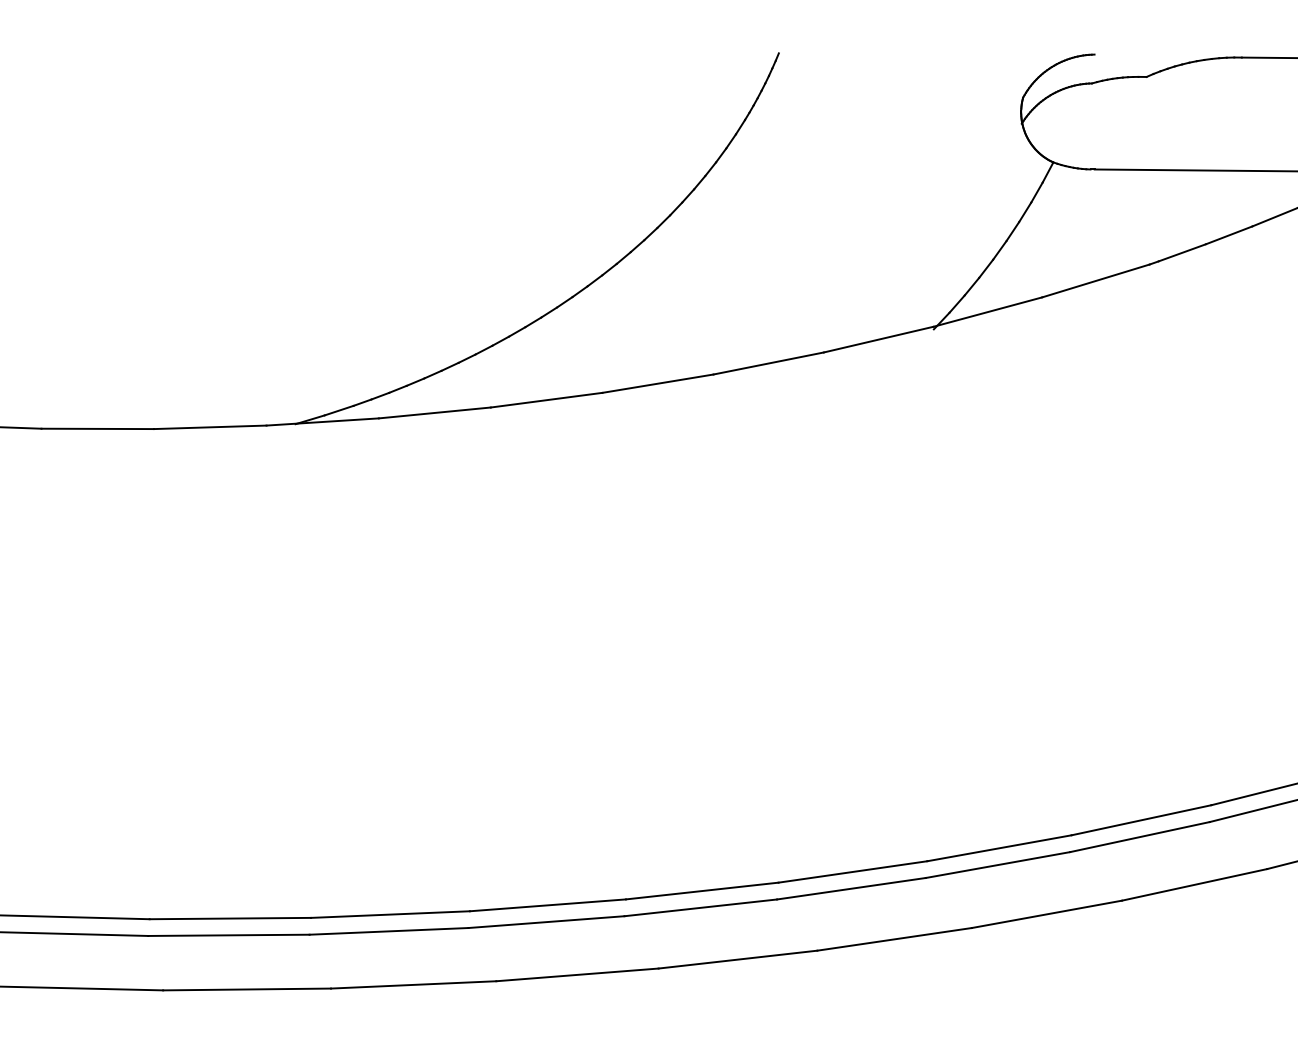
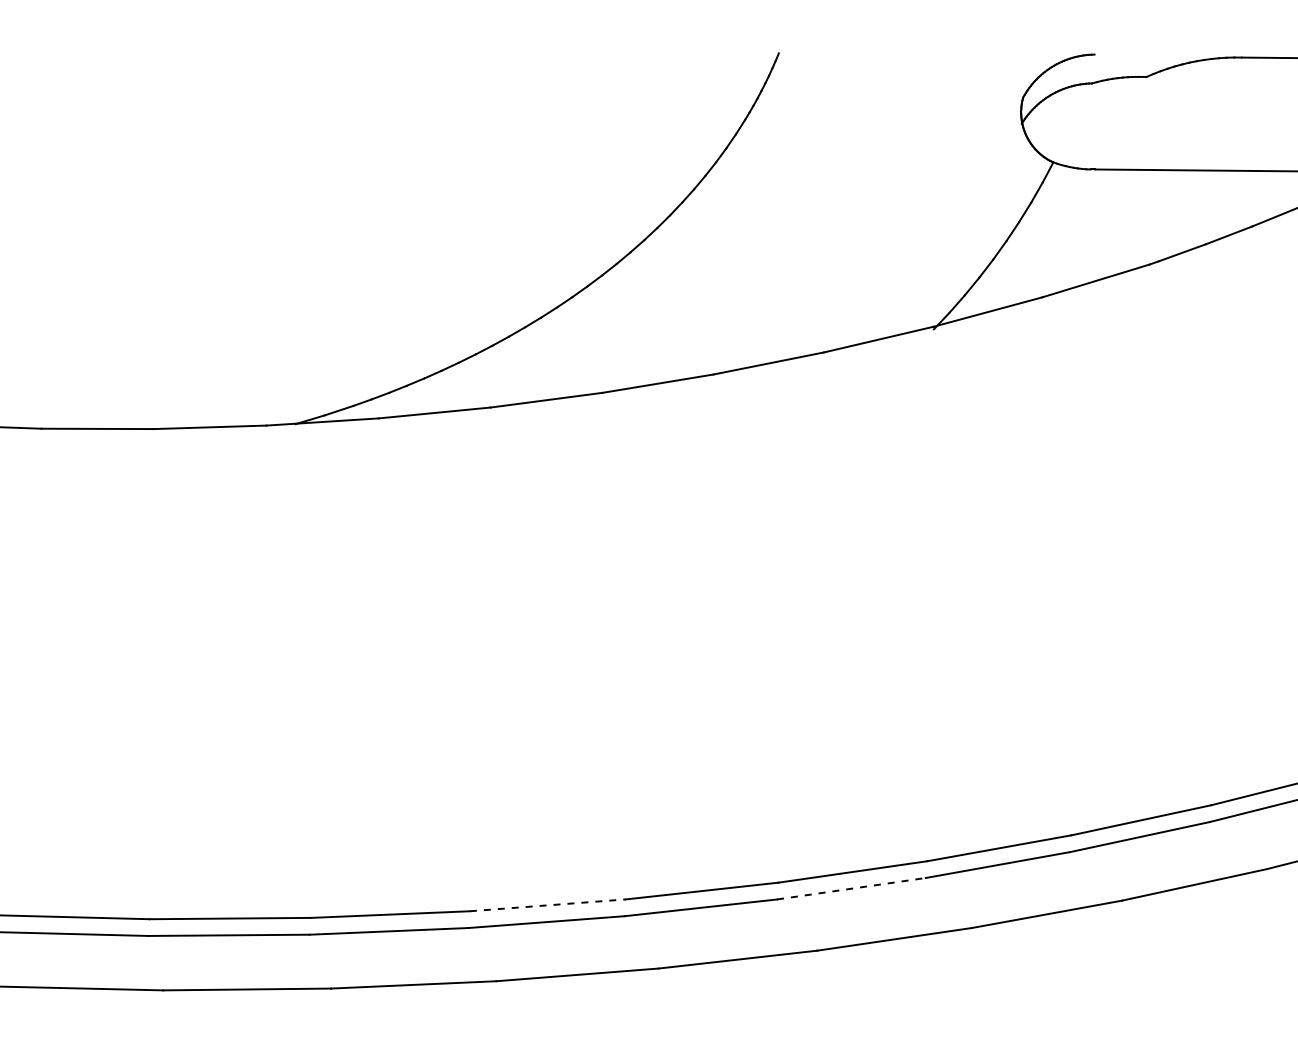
line: solid -> dashed (851, 888)
line: solid -> dashed (548, 905)
